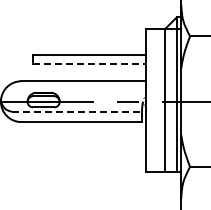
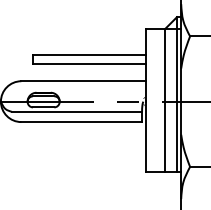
line: dashed -> solid (89, 64)
line: dashed -> solid (77, 111)
